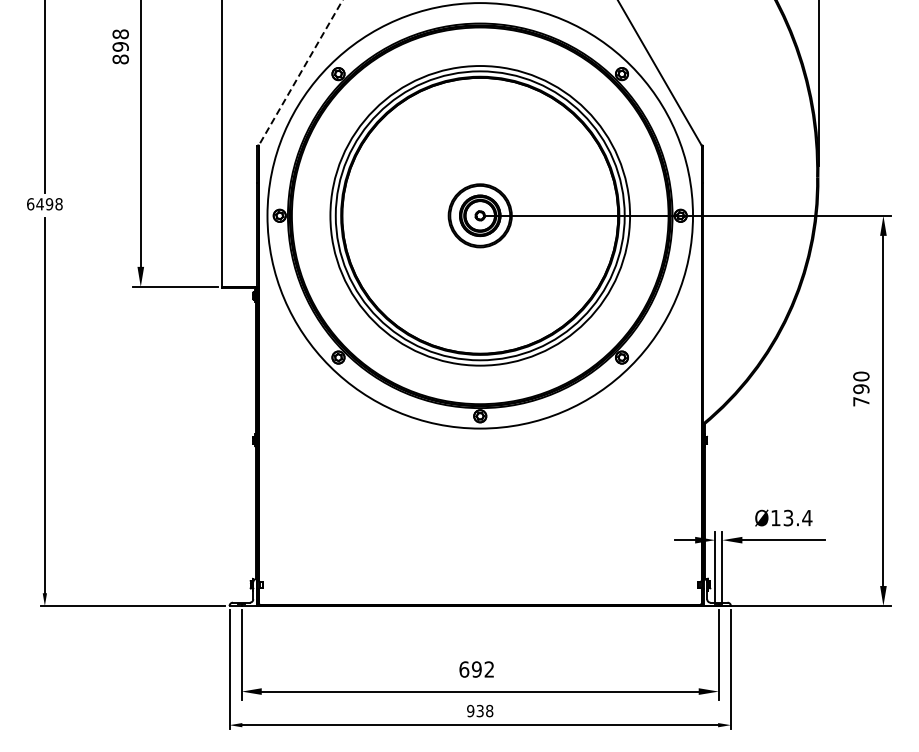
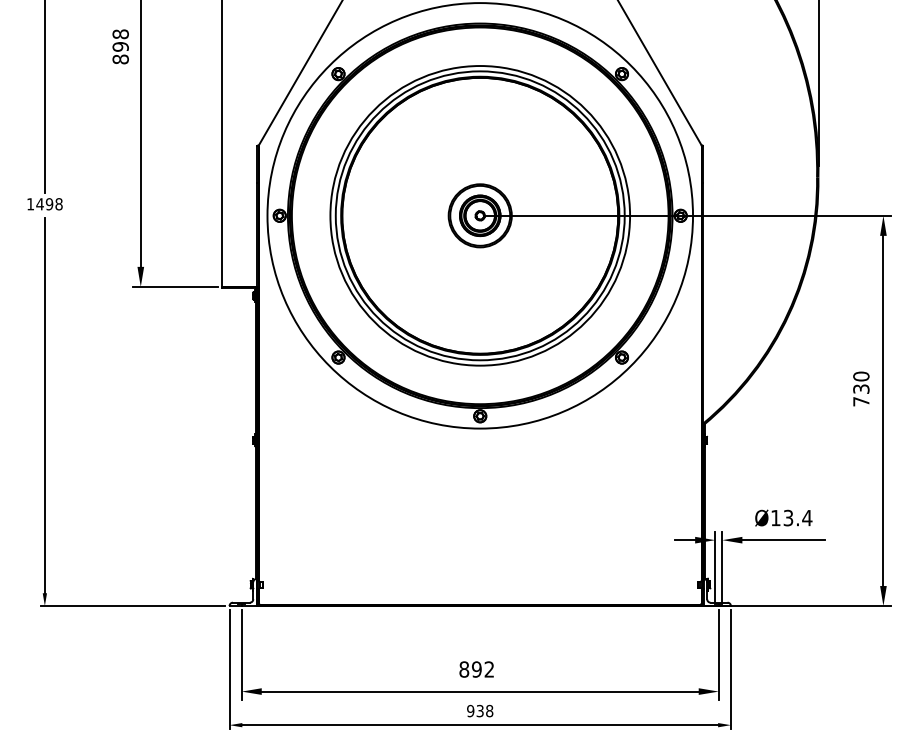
line: dashed -> solid (300, 72)
text: 6498 -> 1498 (30, 204)
text: 790 -> 730 (861, 389)
text: 692 -> 892 (464, 669)
